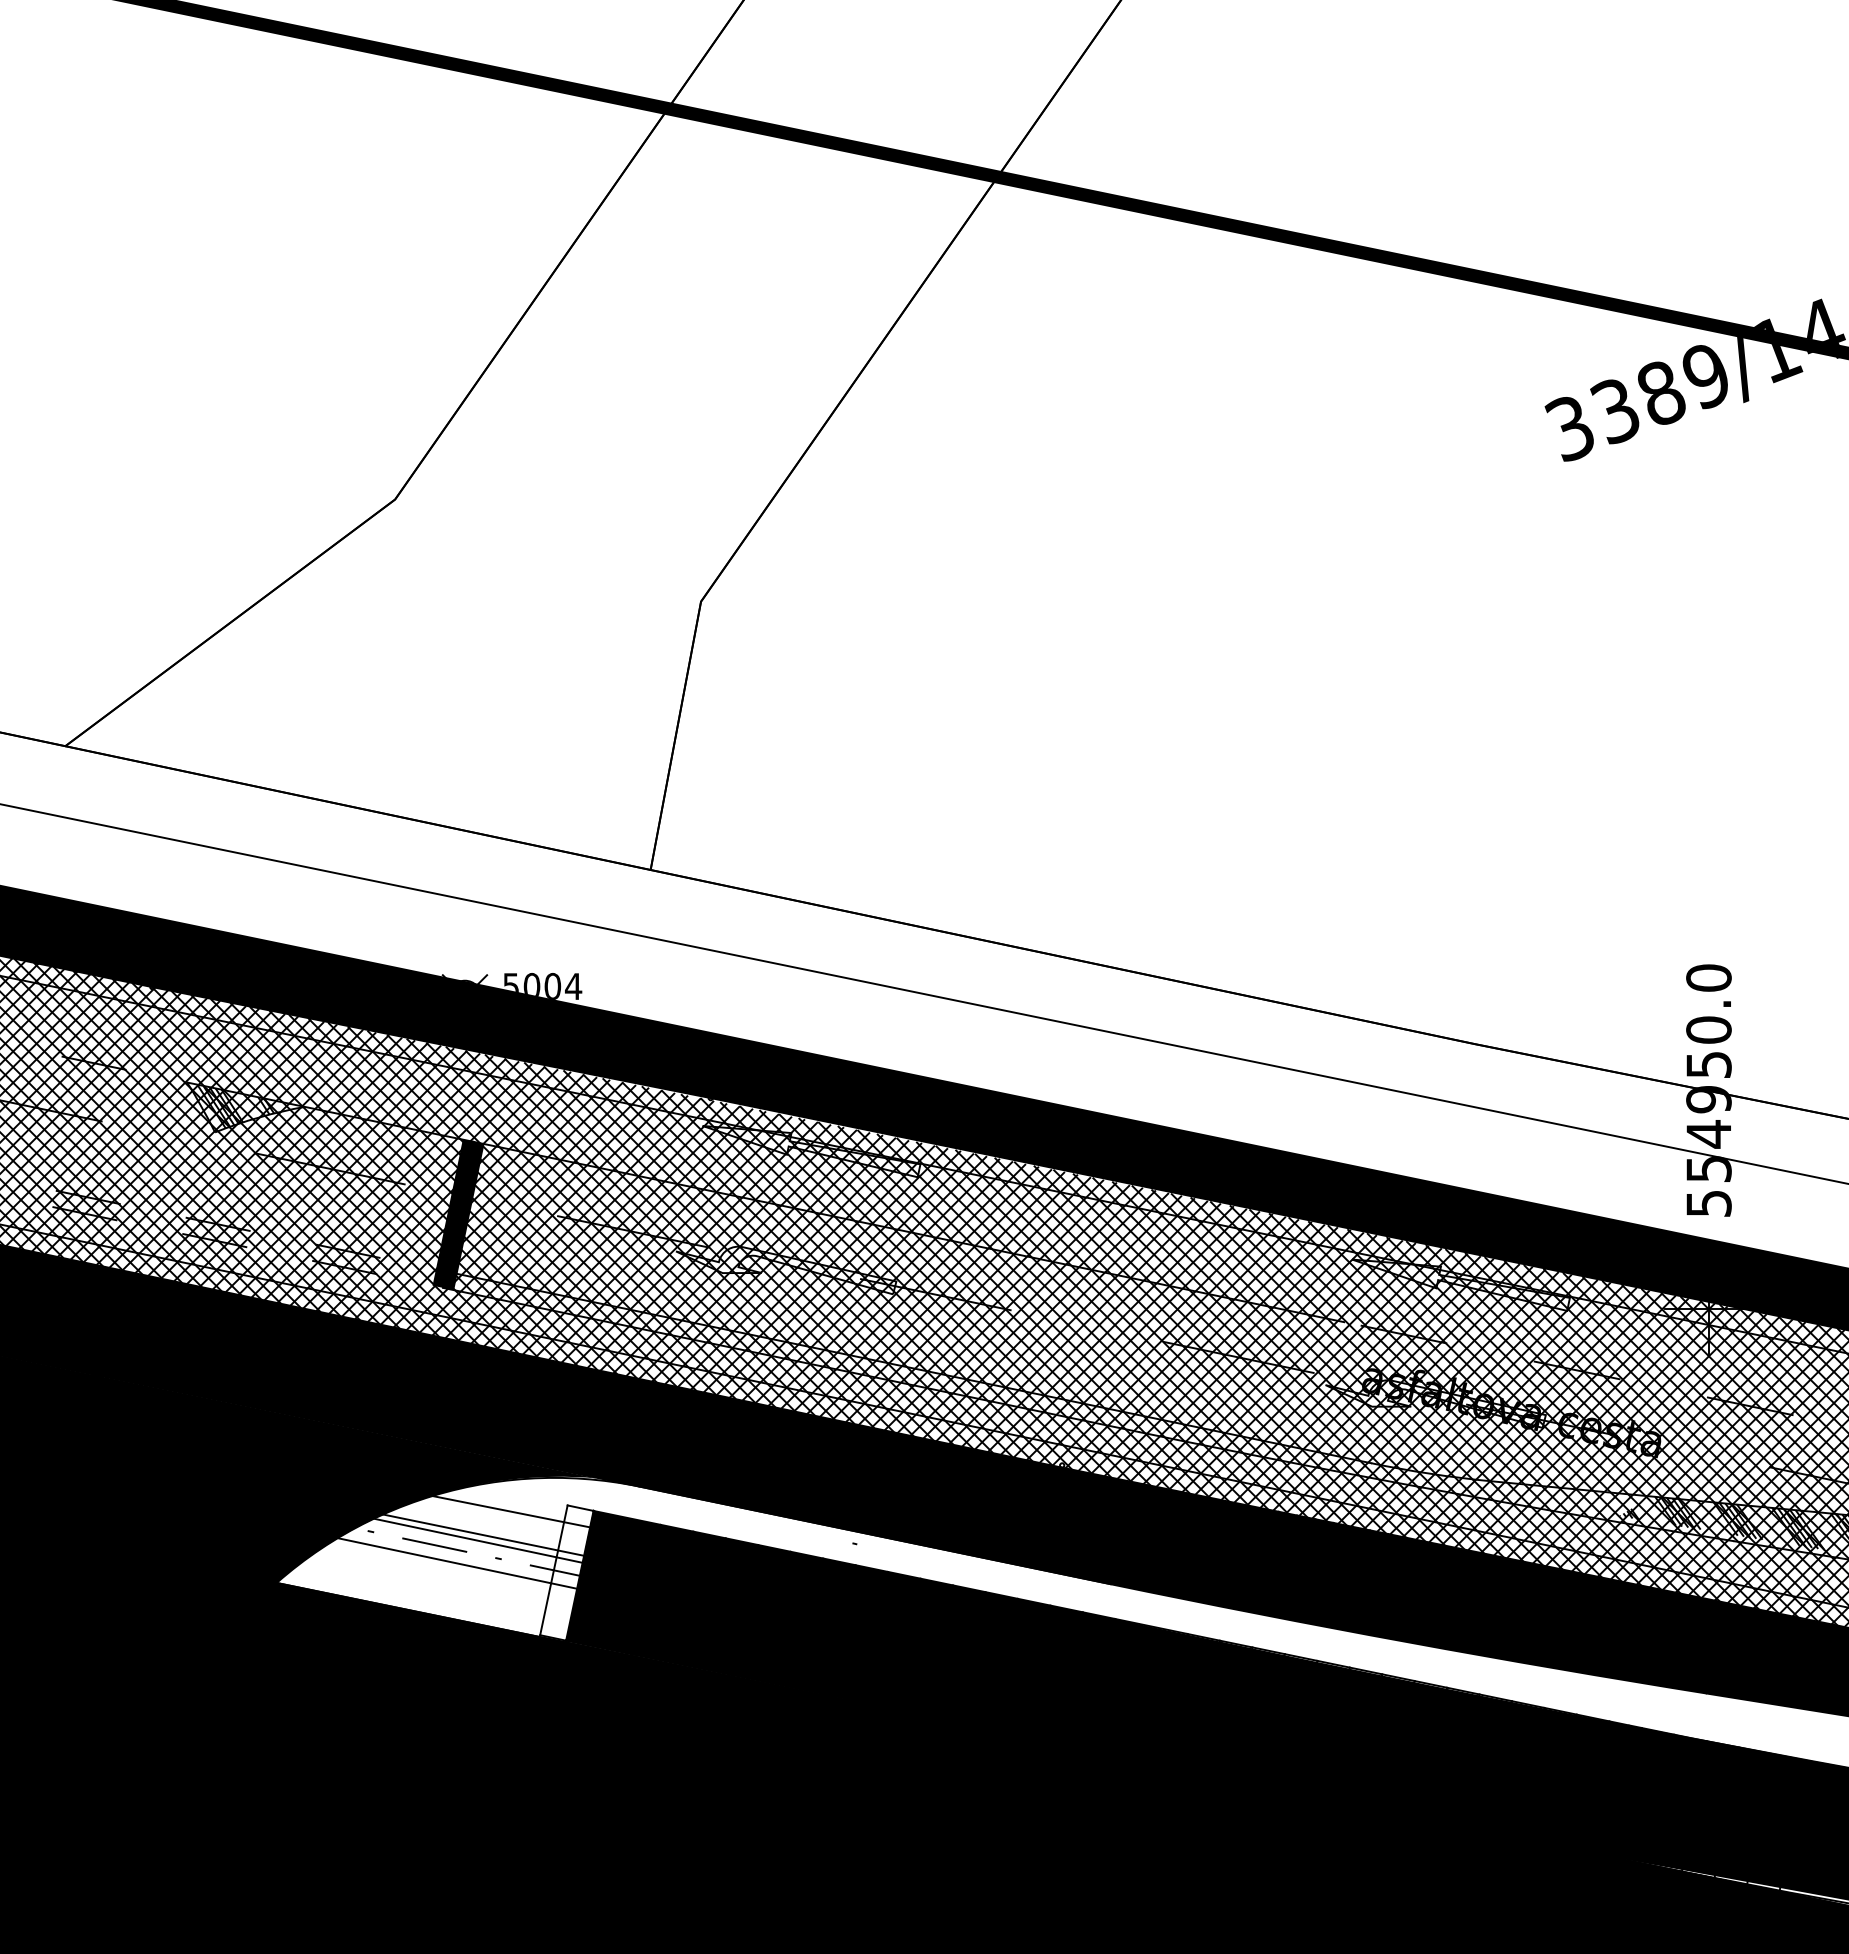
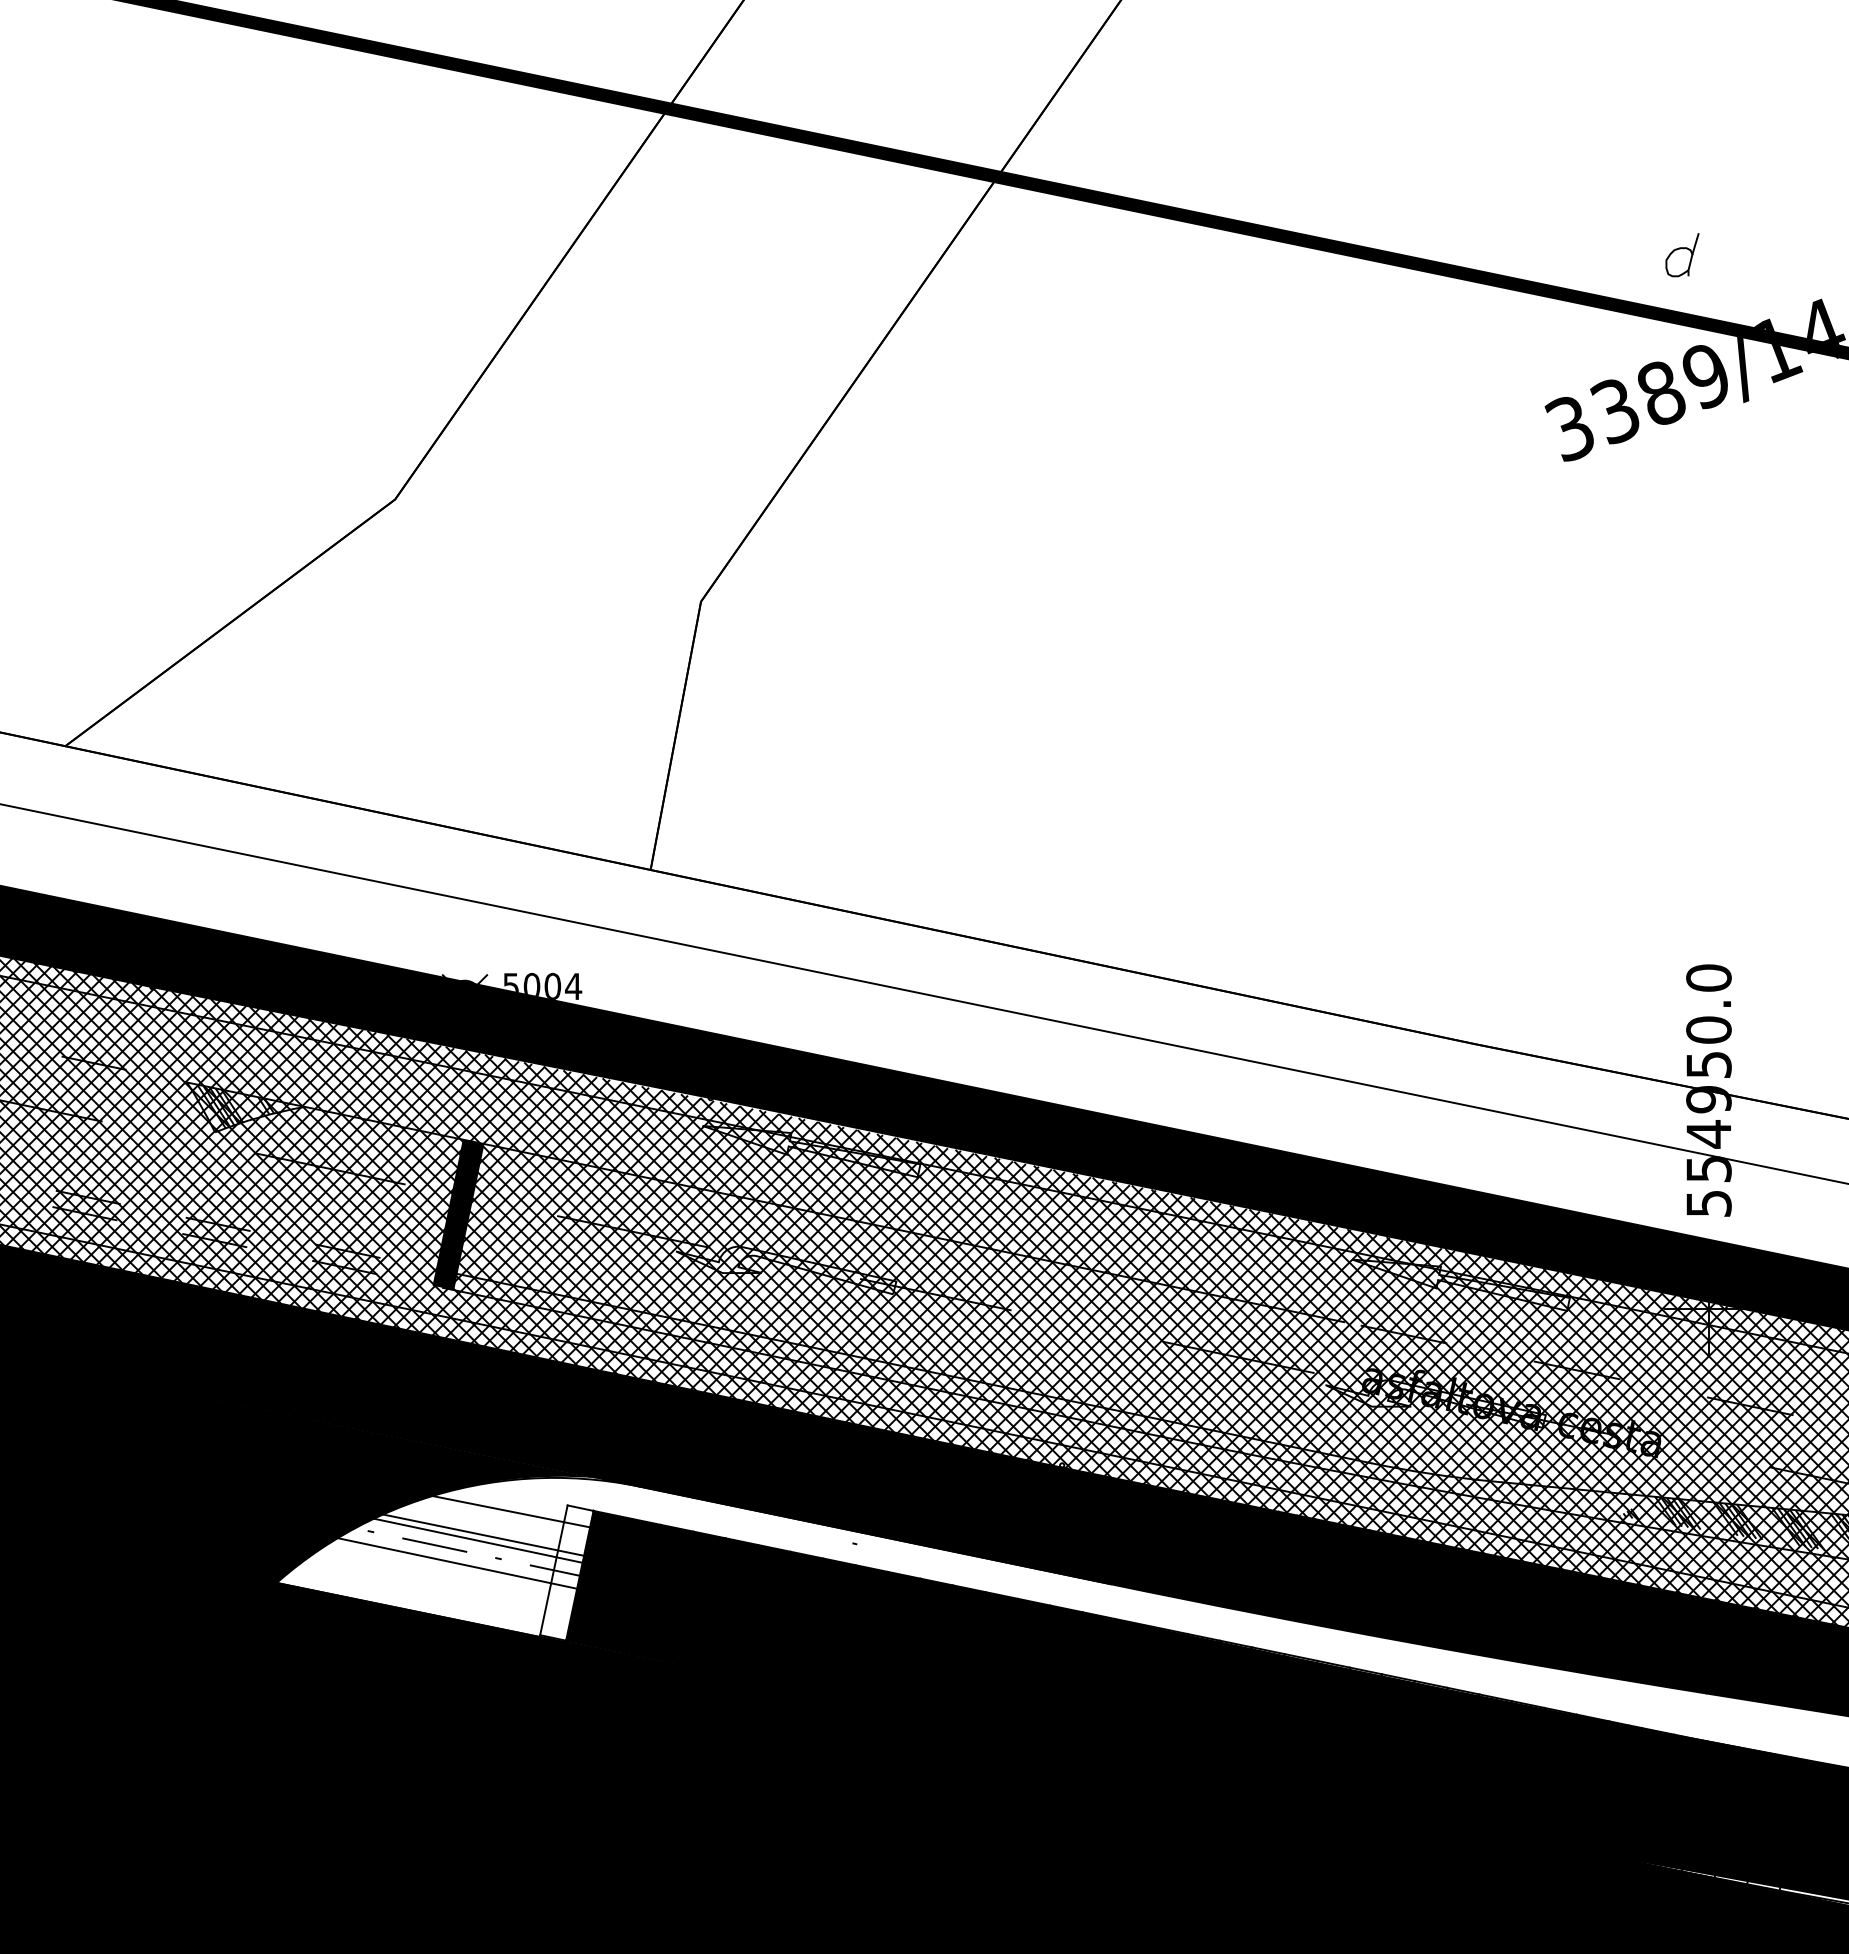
part: none -> present (1682, 255)
